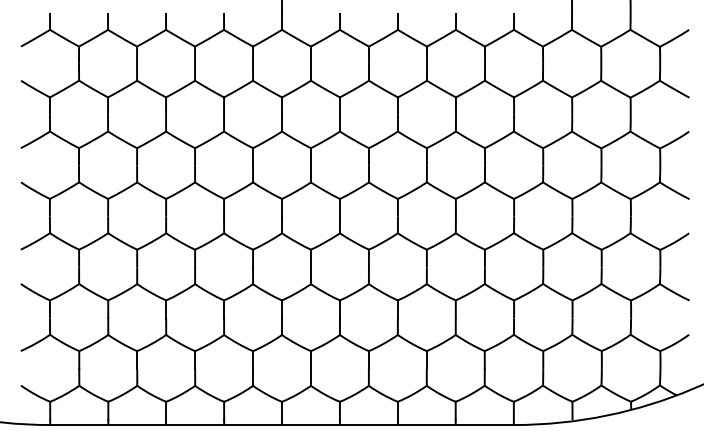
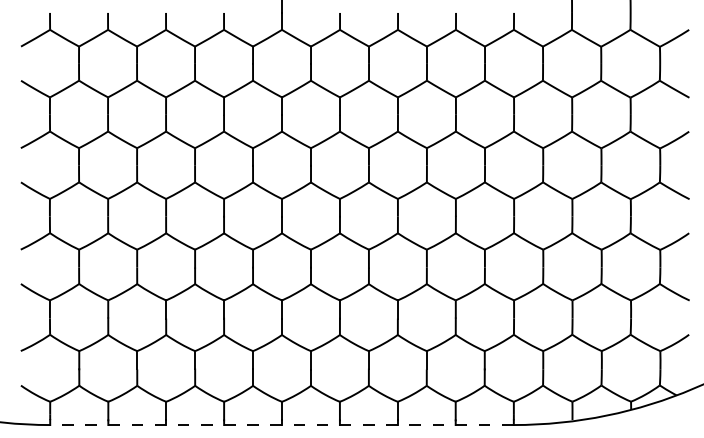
line: solid -> dashed (282, 425)
